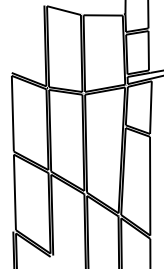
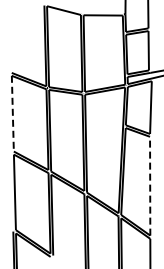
line: solid -> dashed (12, 113)
line: solid -> dashed (150, 185)
